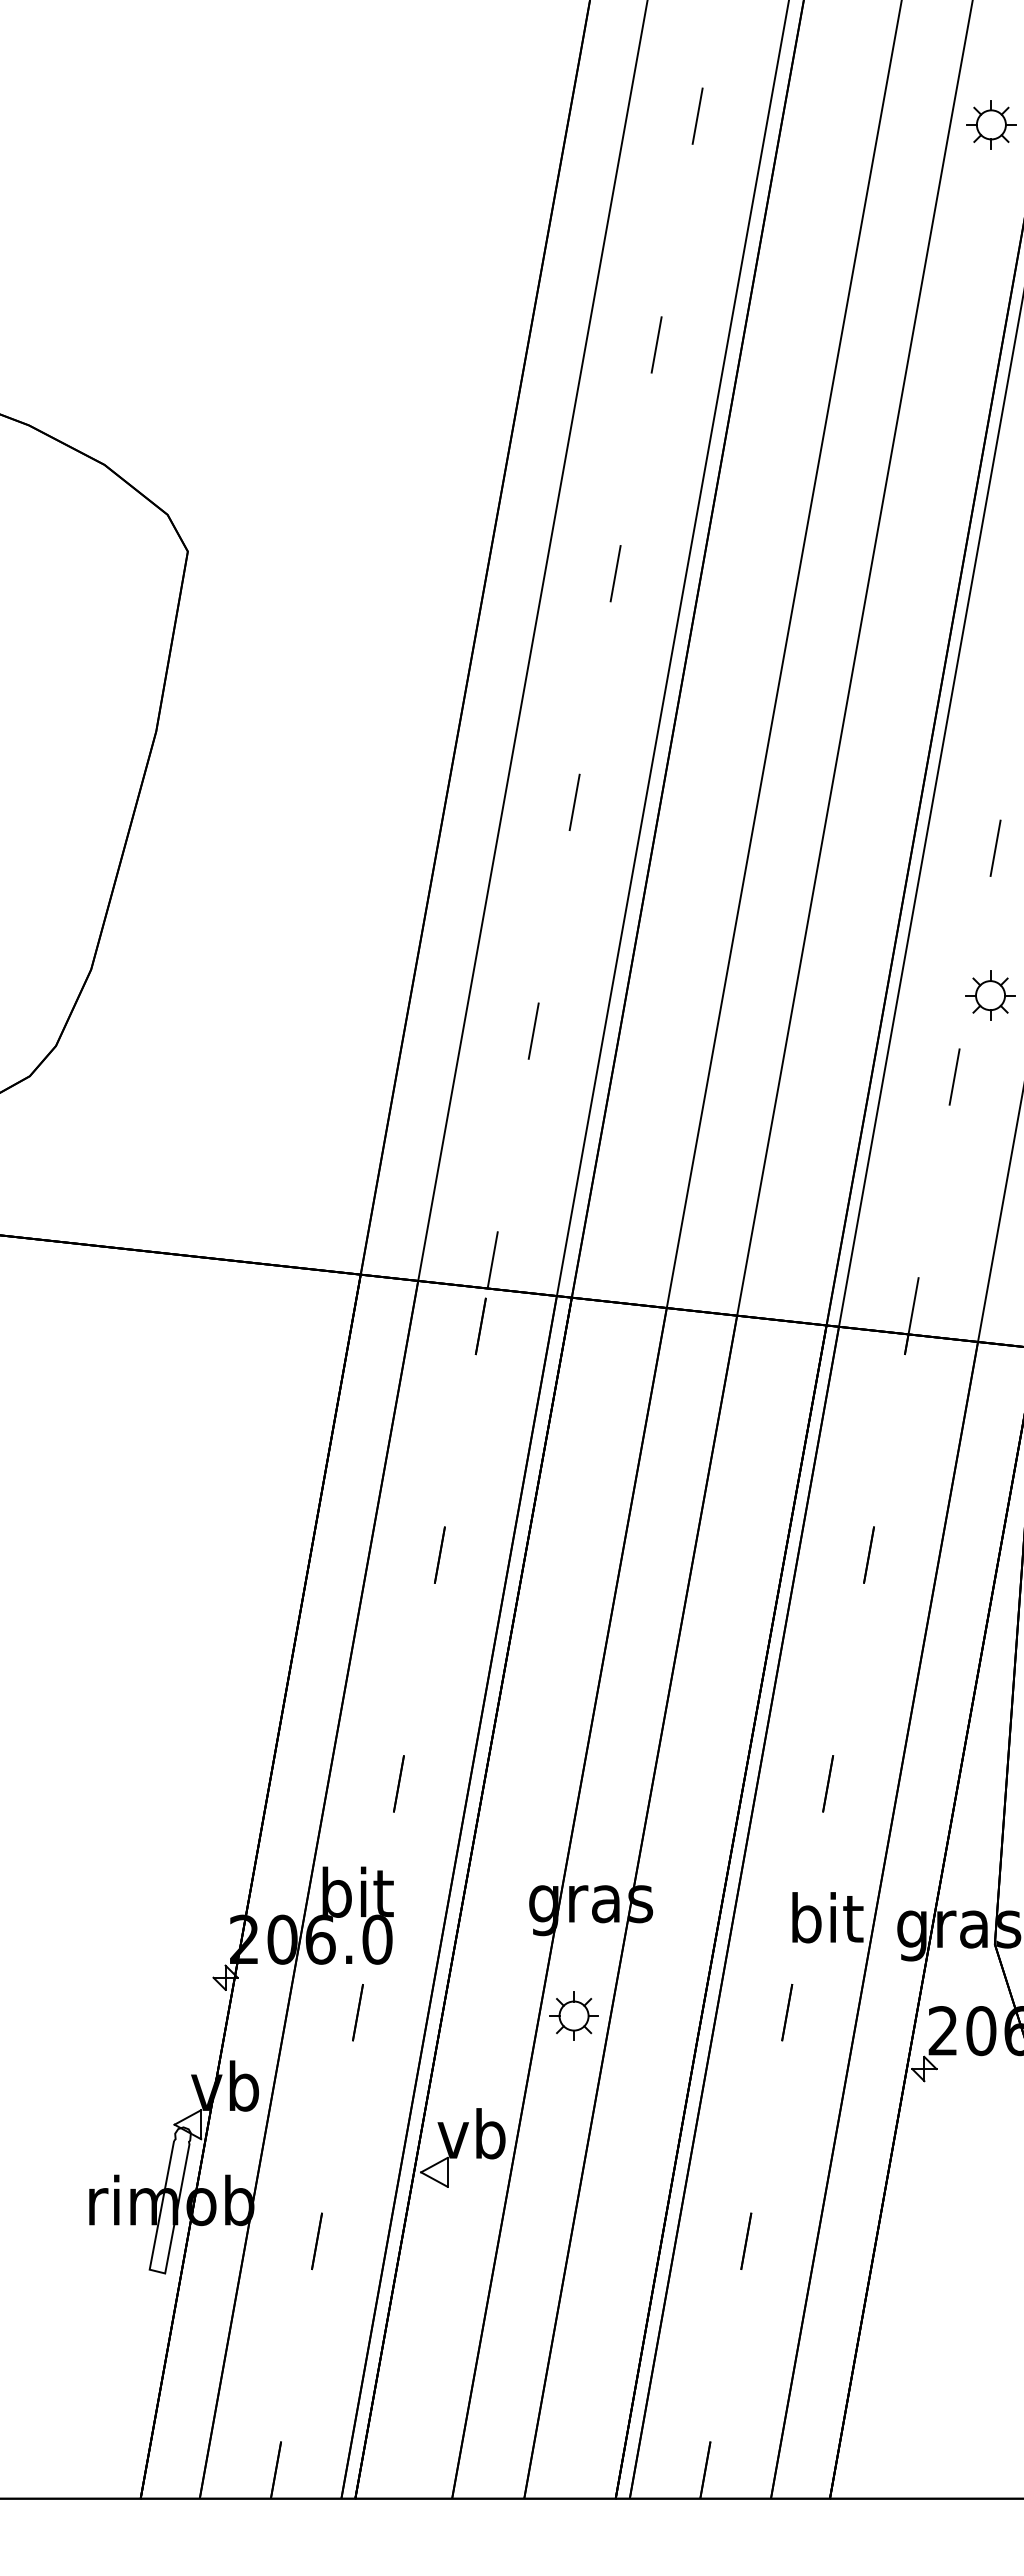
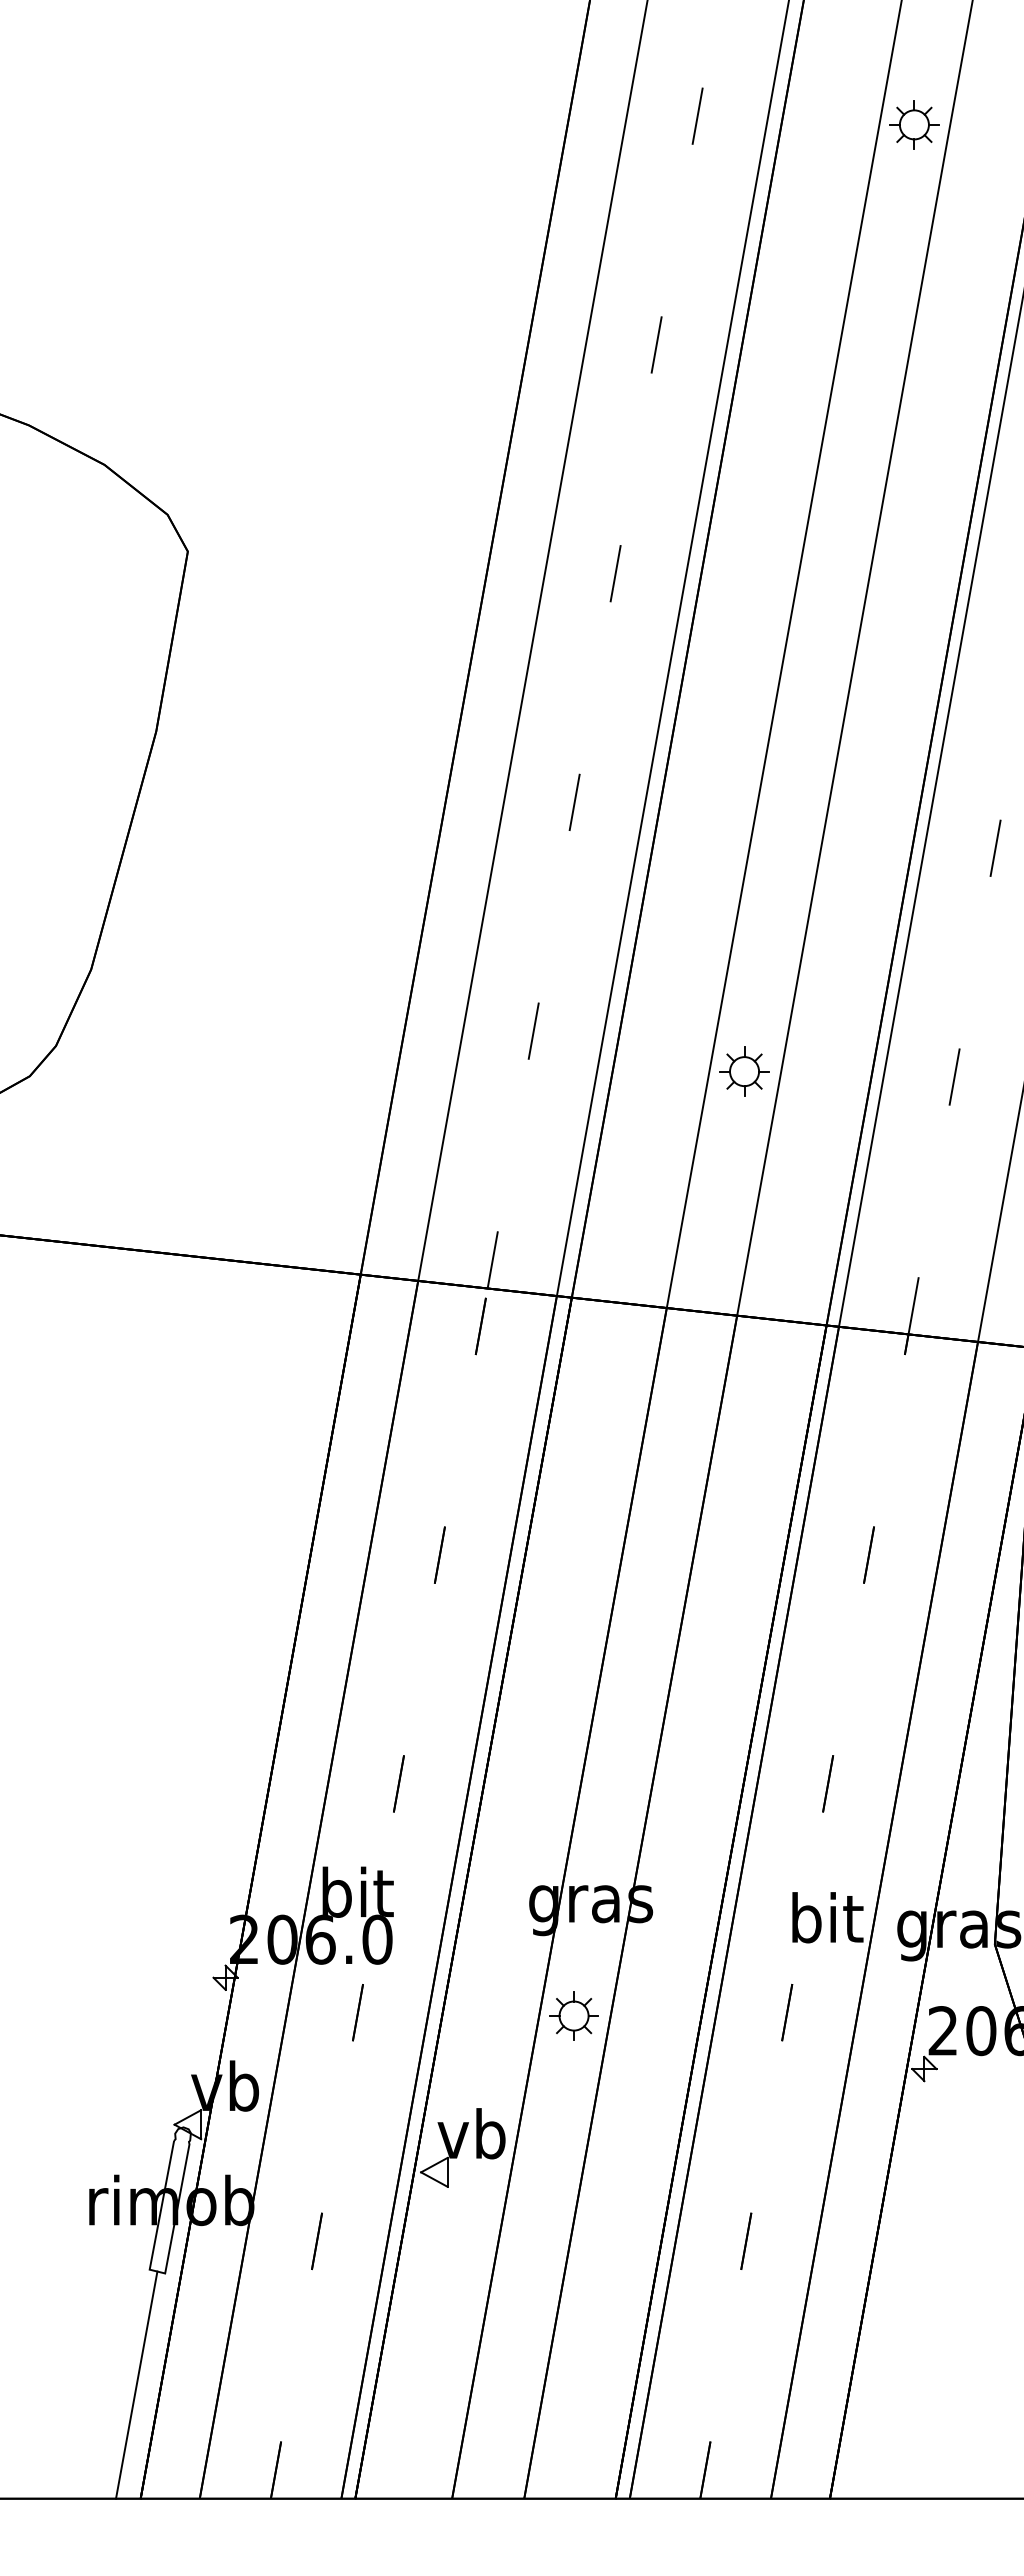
part position: (991, 124) -> (914, 124) (914, 124)
part position: (990, 995) -> (744, 1071) (744, 1071)
line: none -> present (136, 2384)
